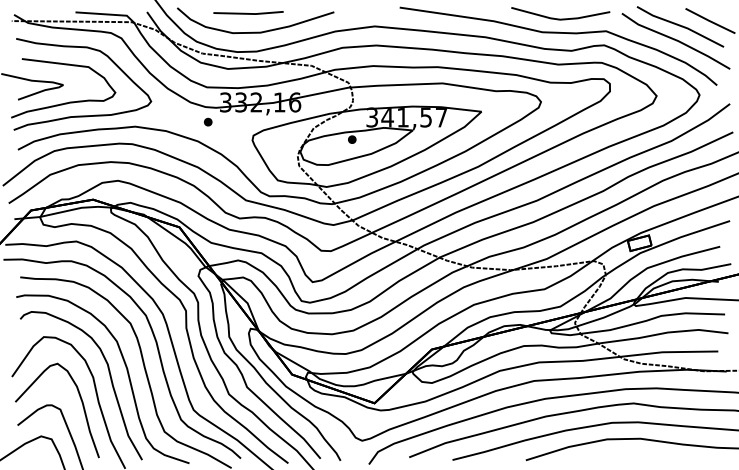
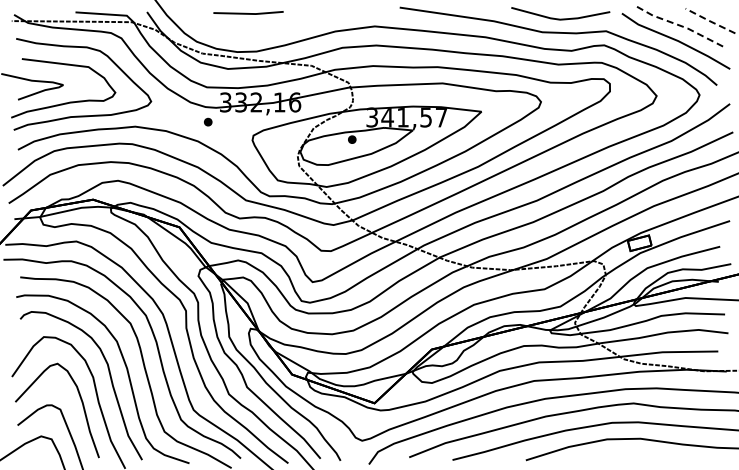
line: solid -> dashed (709, 21)
line: solid -> dashed (680, 25)
curve: present -> none (255, 31)
